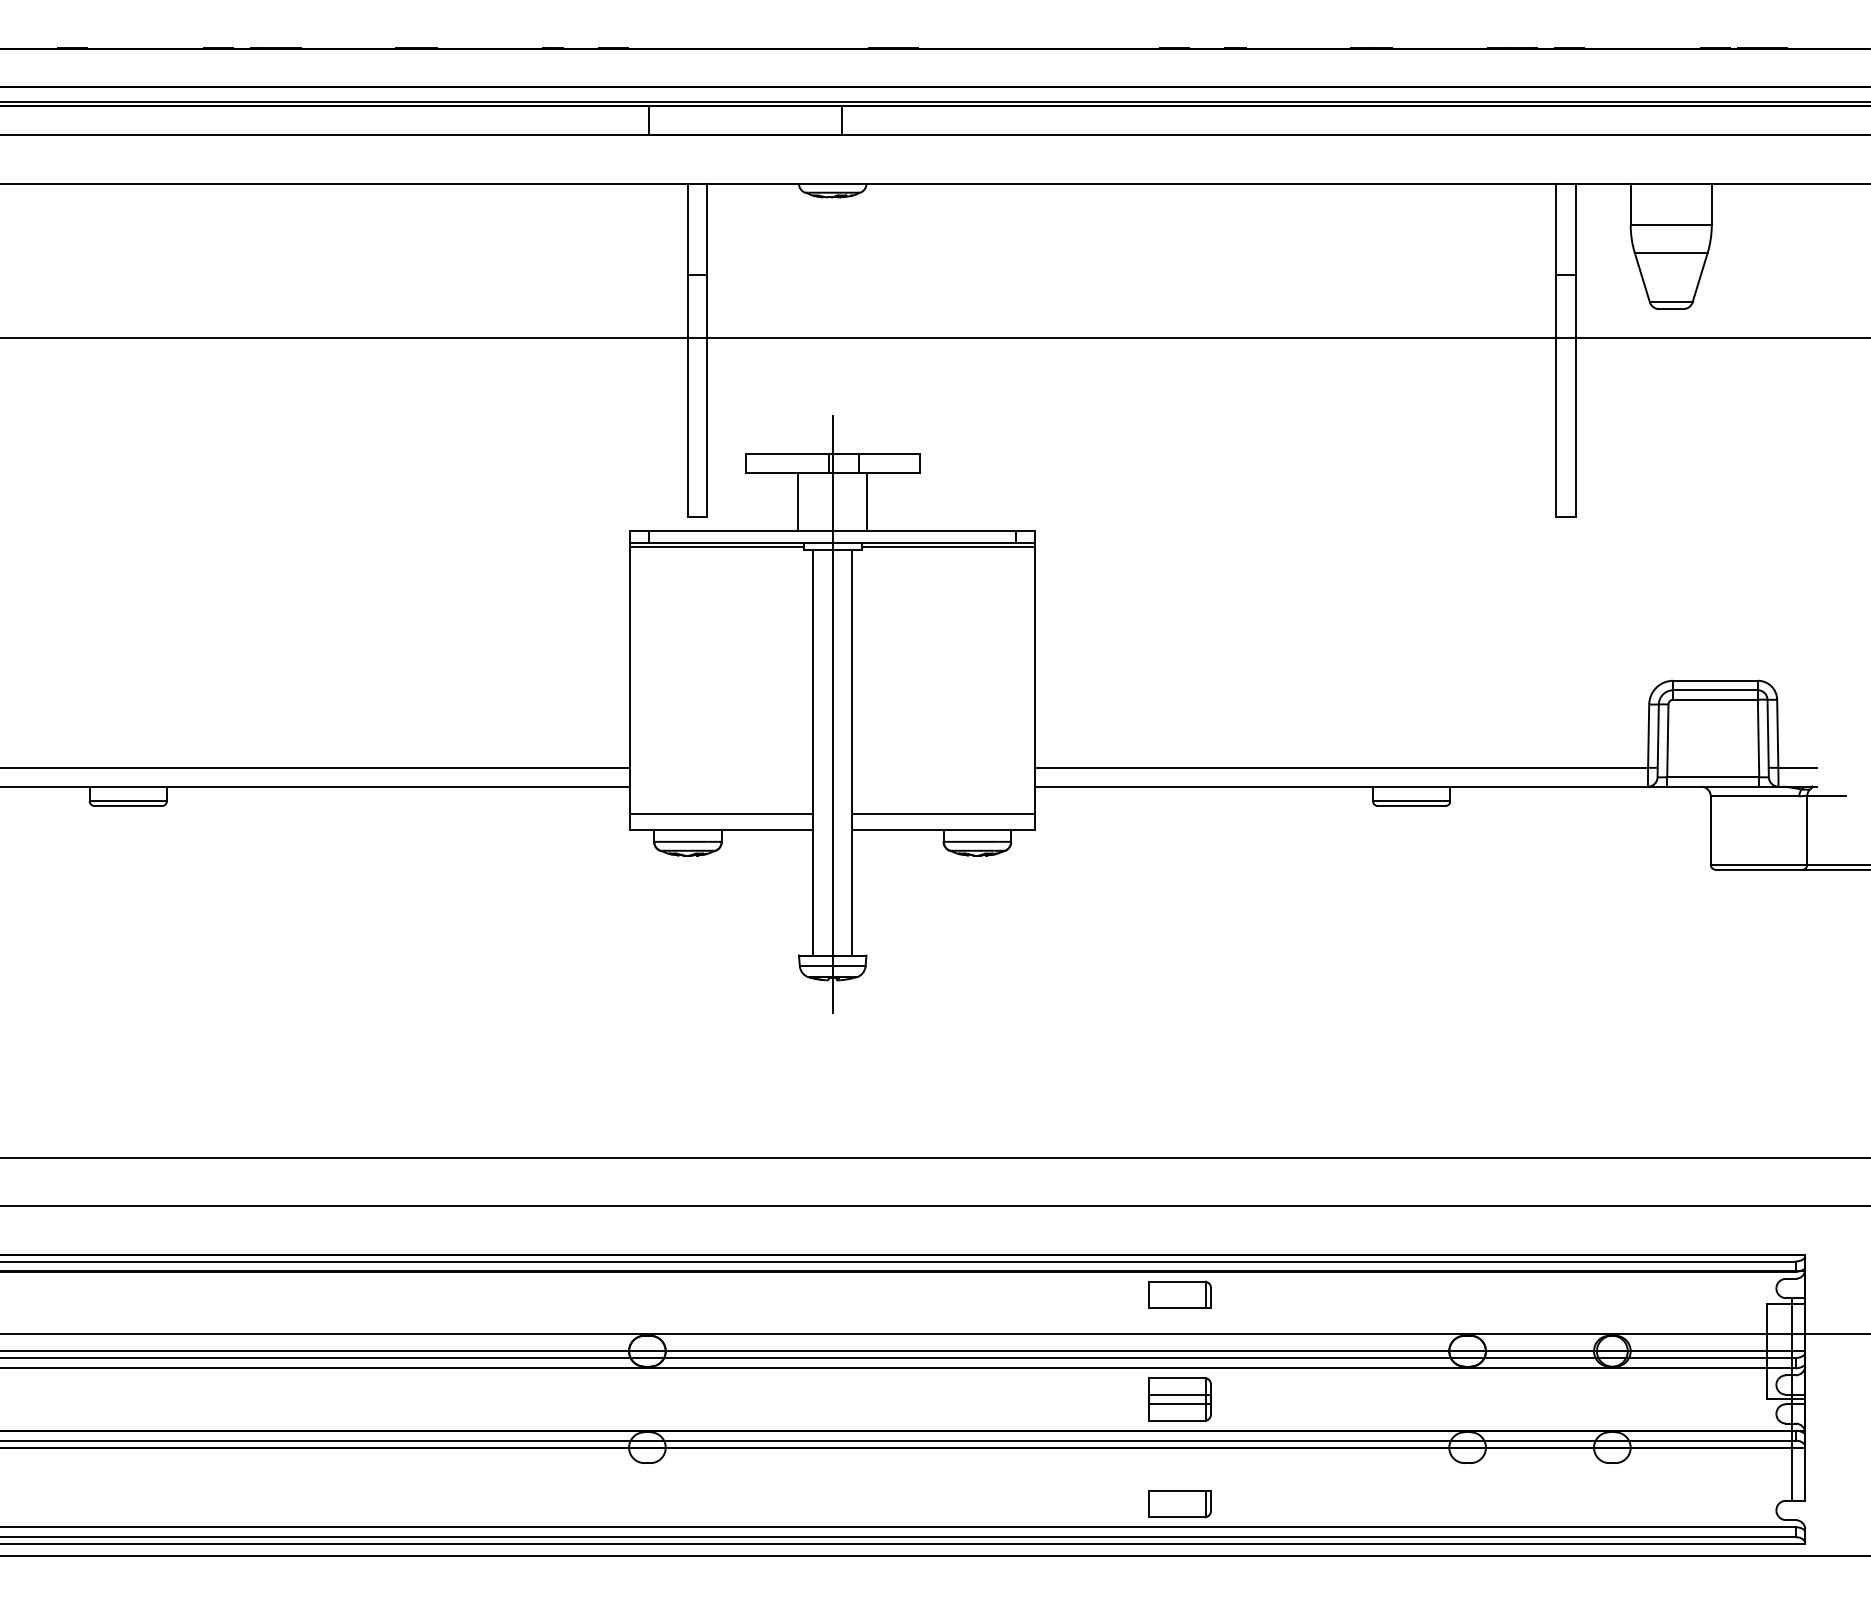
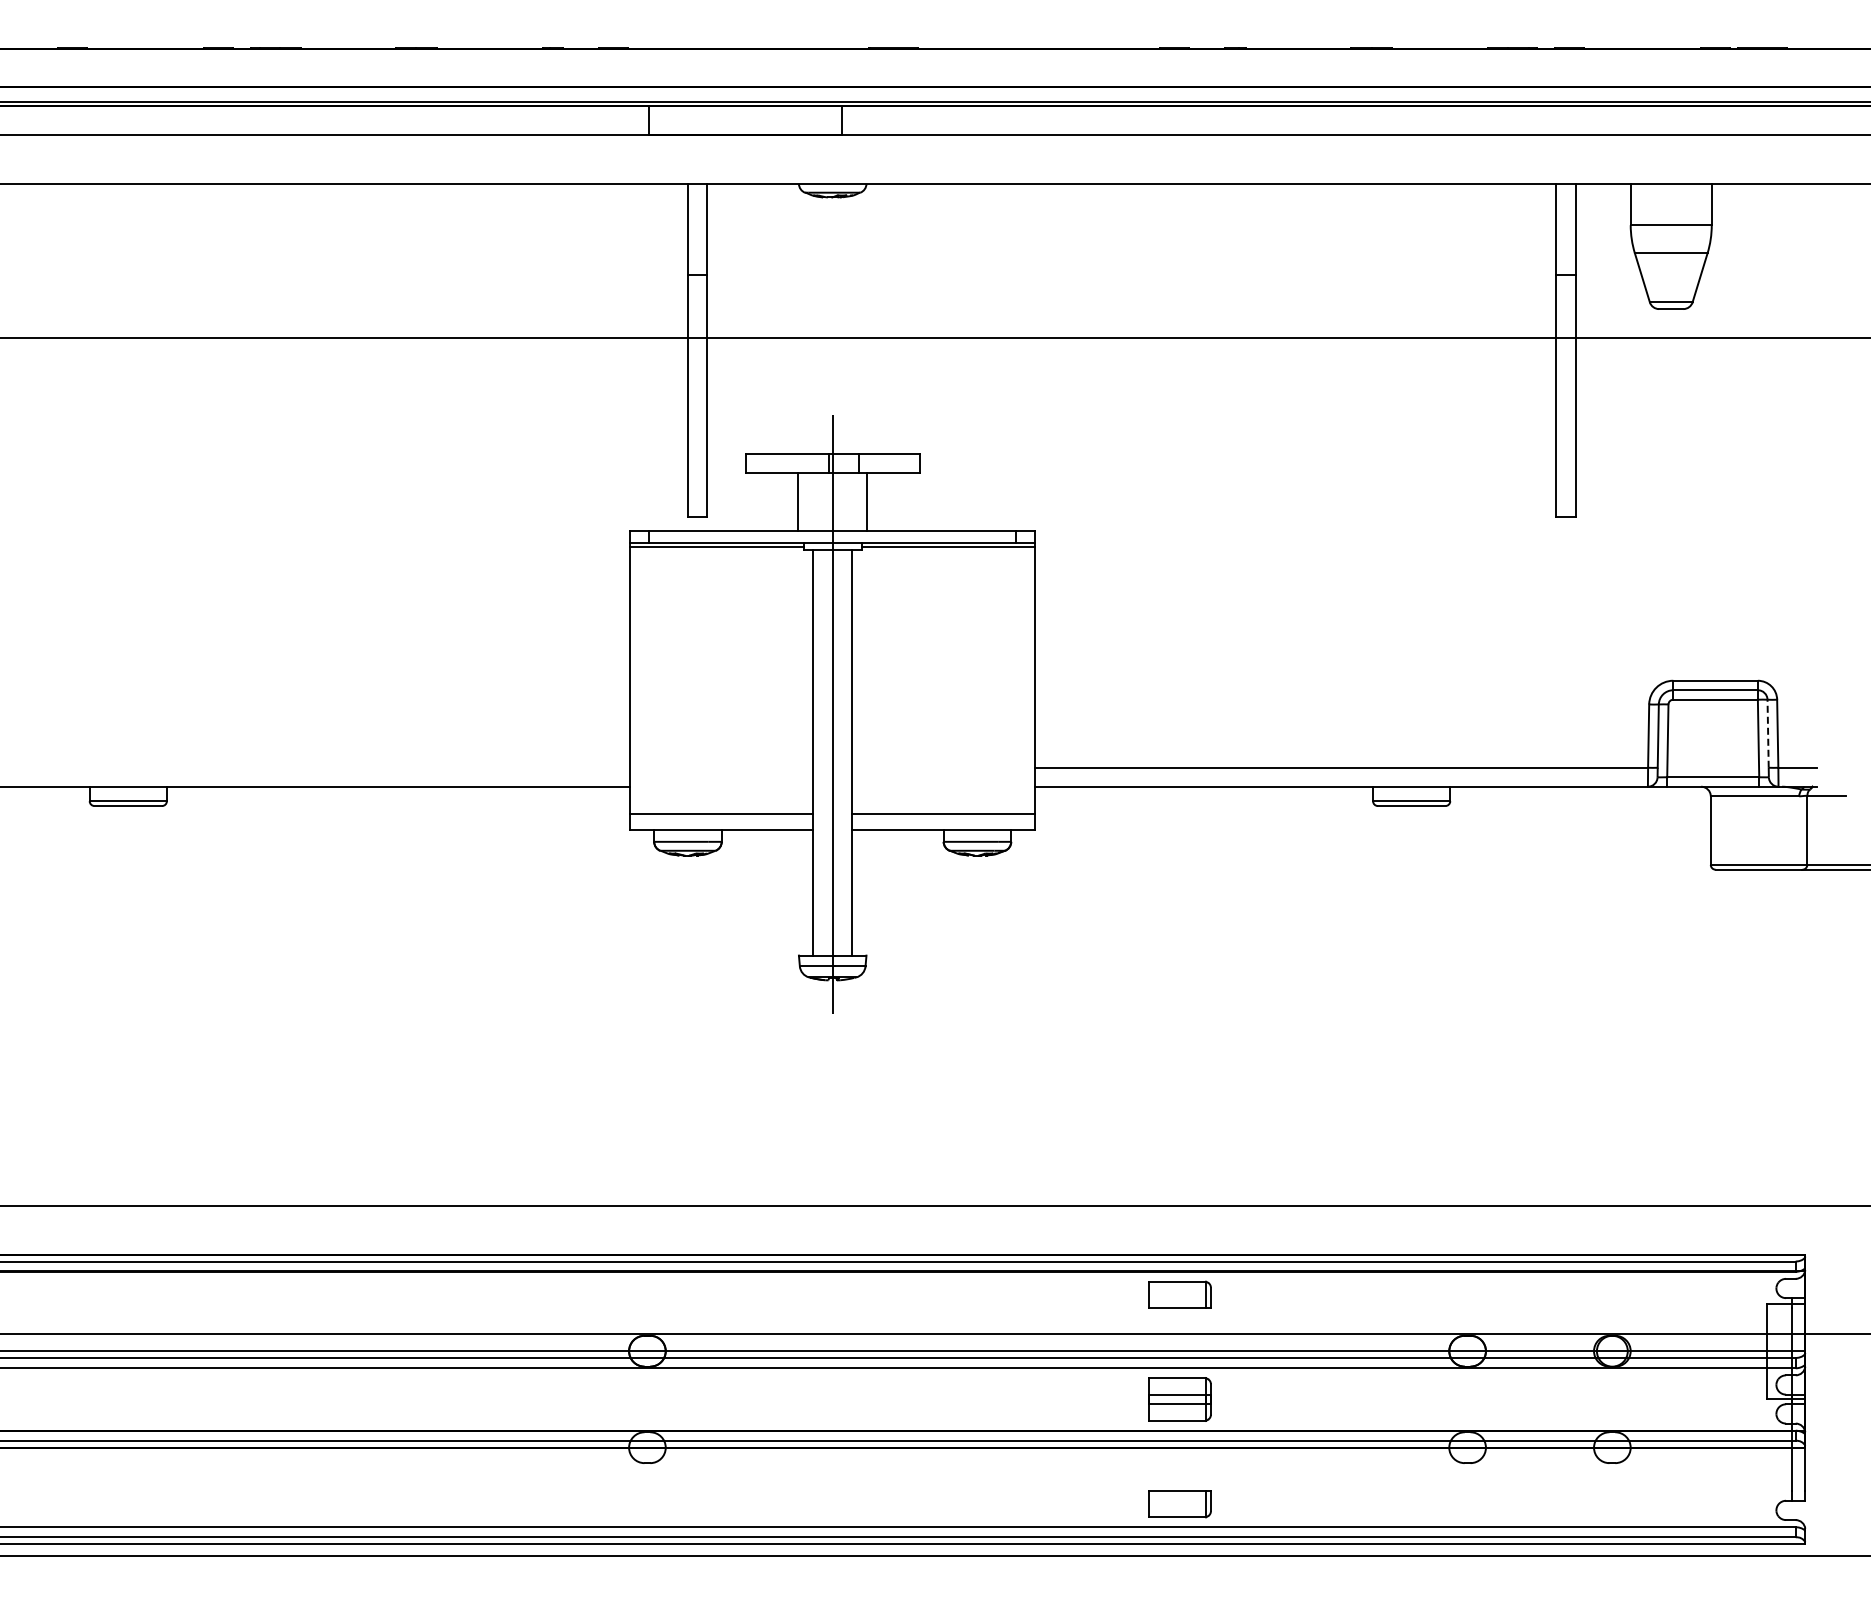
line: solid -> dashed (1768, 733)
line: present -> none (316, 767)
line: present -> none (934, 1158)
